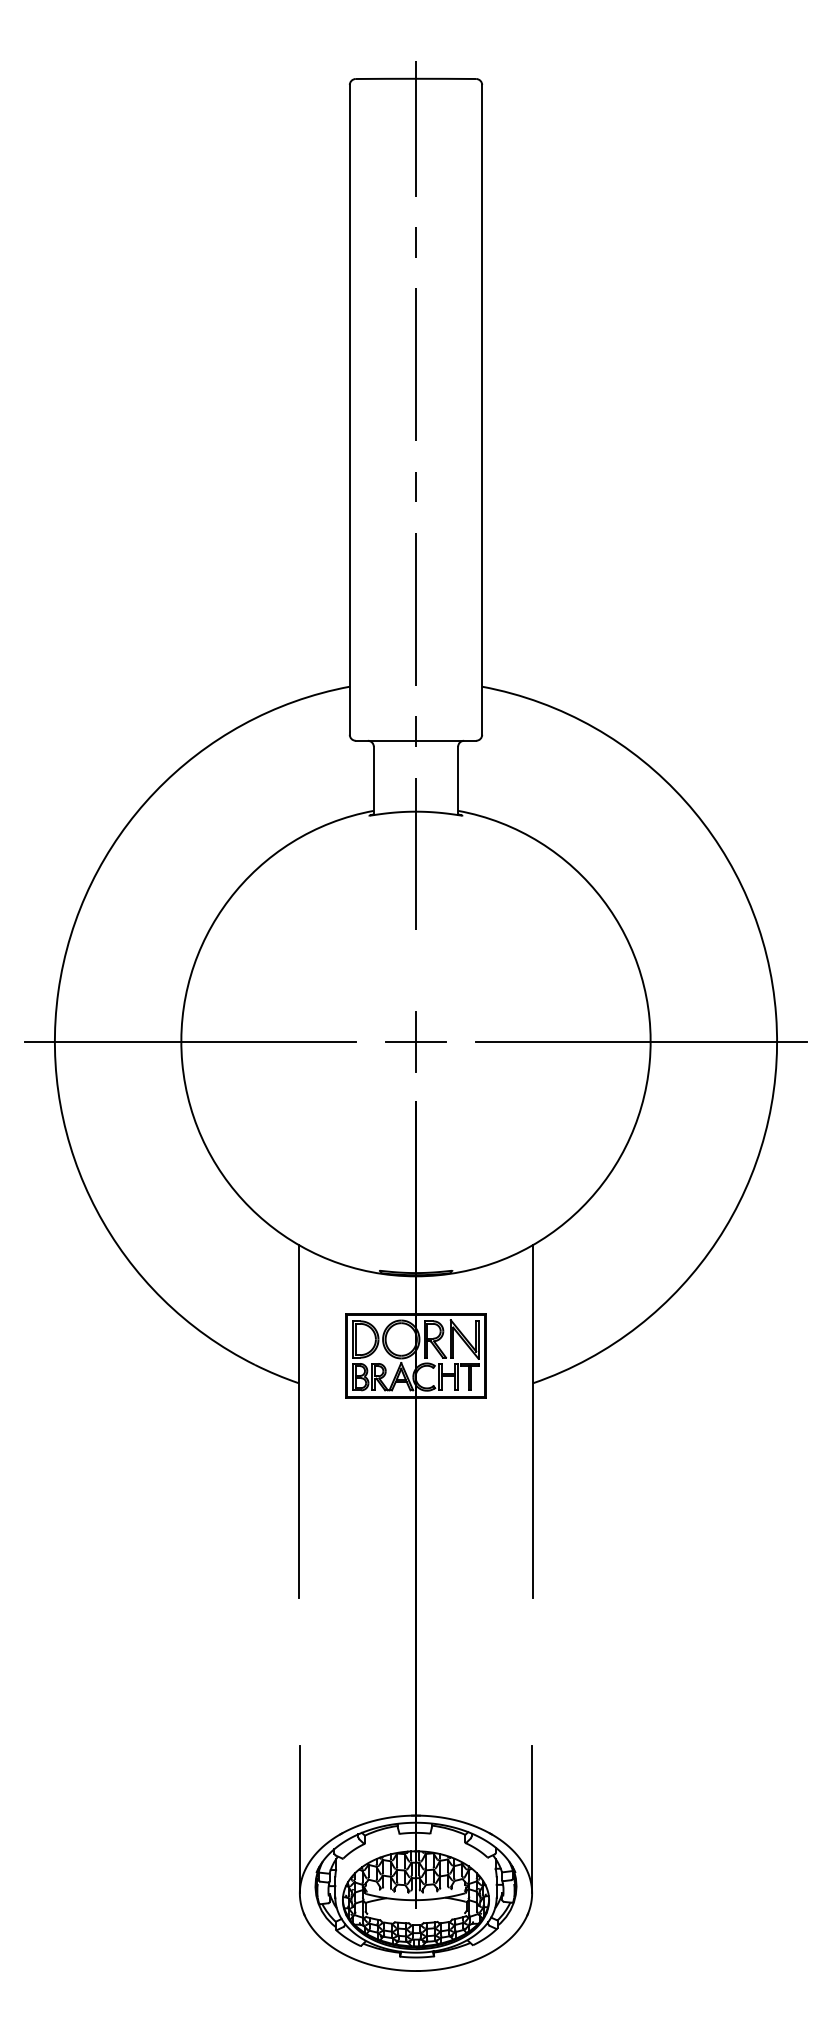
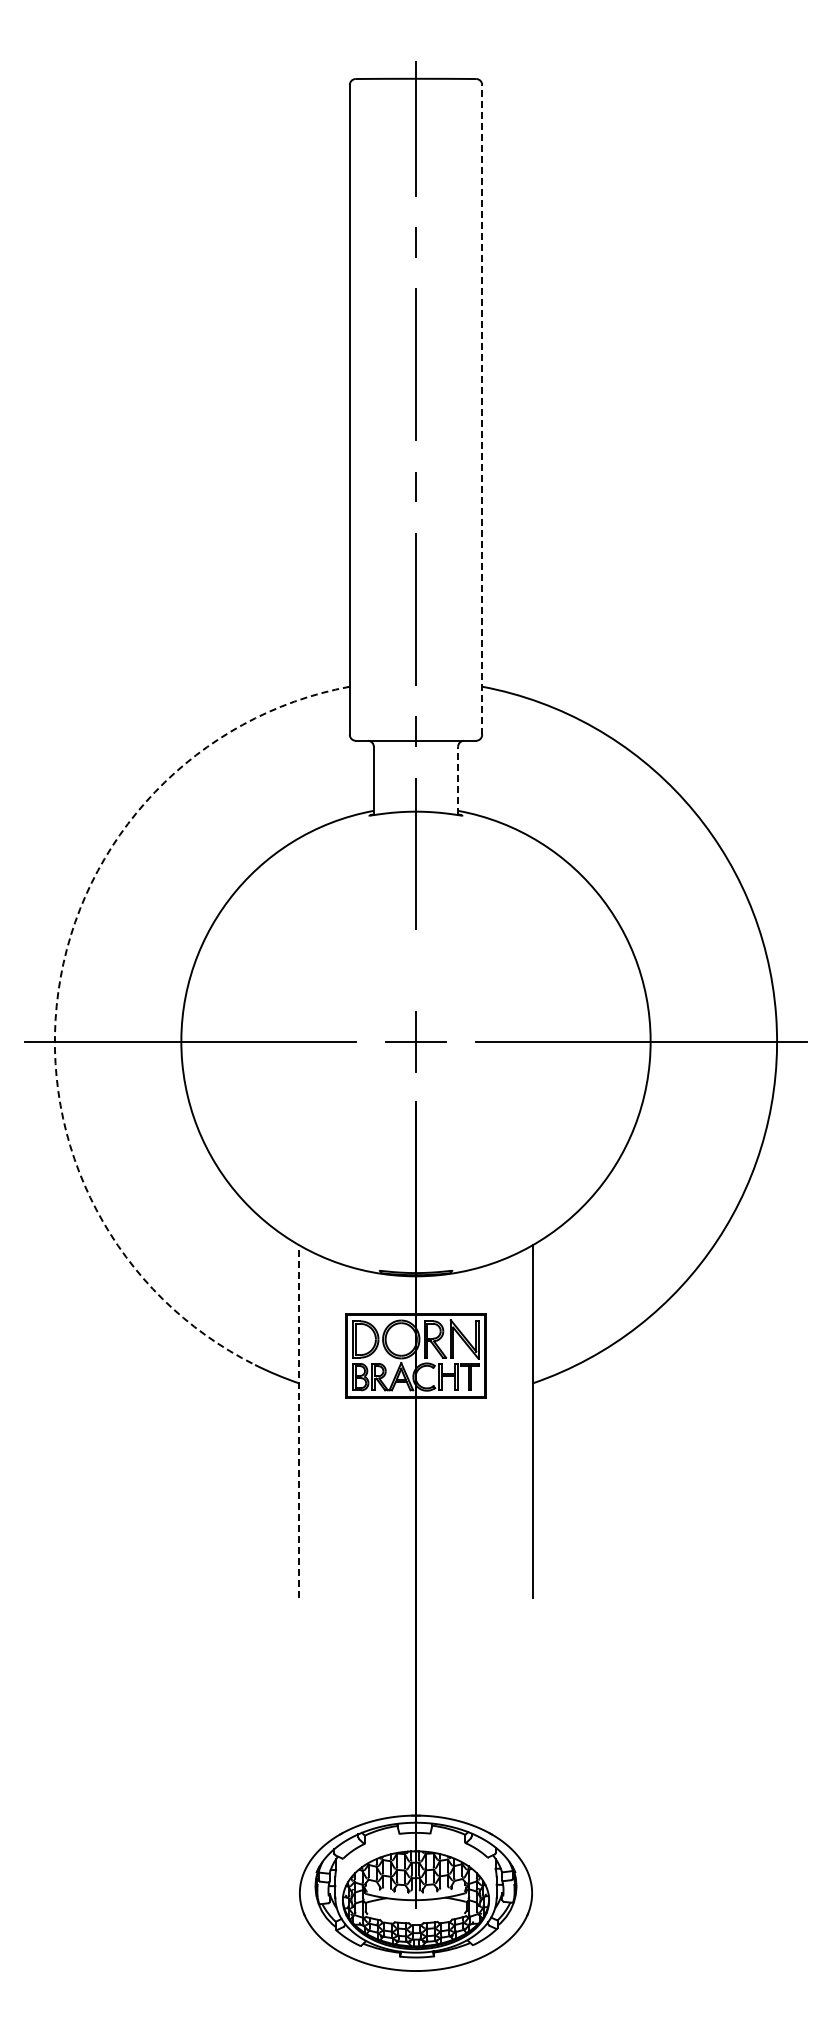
line: solid -> dashed (482, 409)
line: solid -> dashed (458, 780)
arc: solid -> dashed (58, 991)
line: solid -> dashed (298, 1421)
line: present -> none (299, 1819)
line: present -> none (532, 1819)
